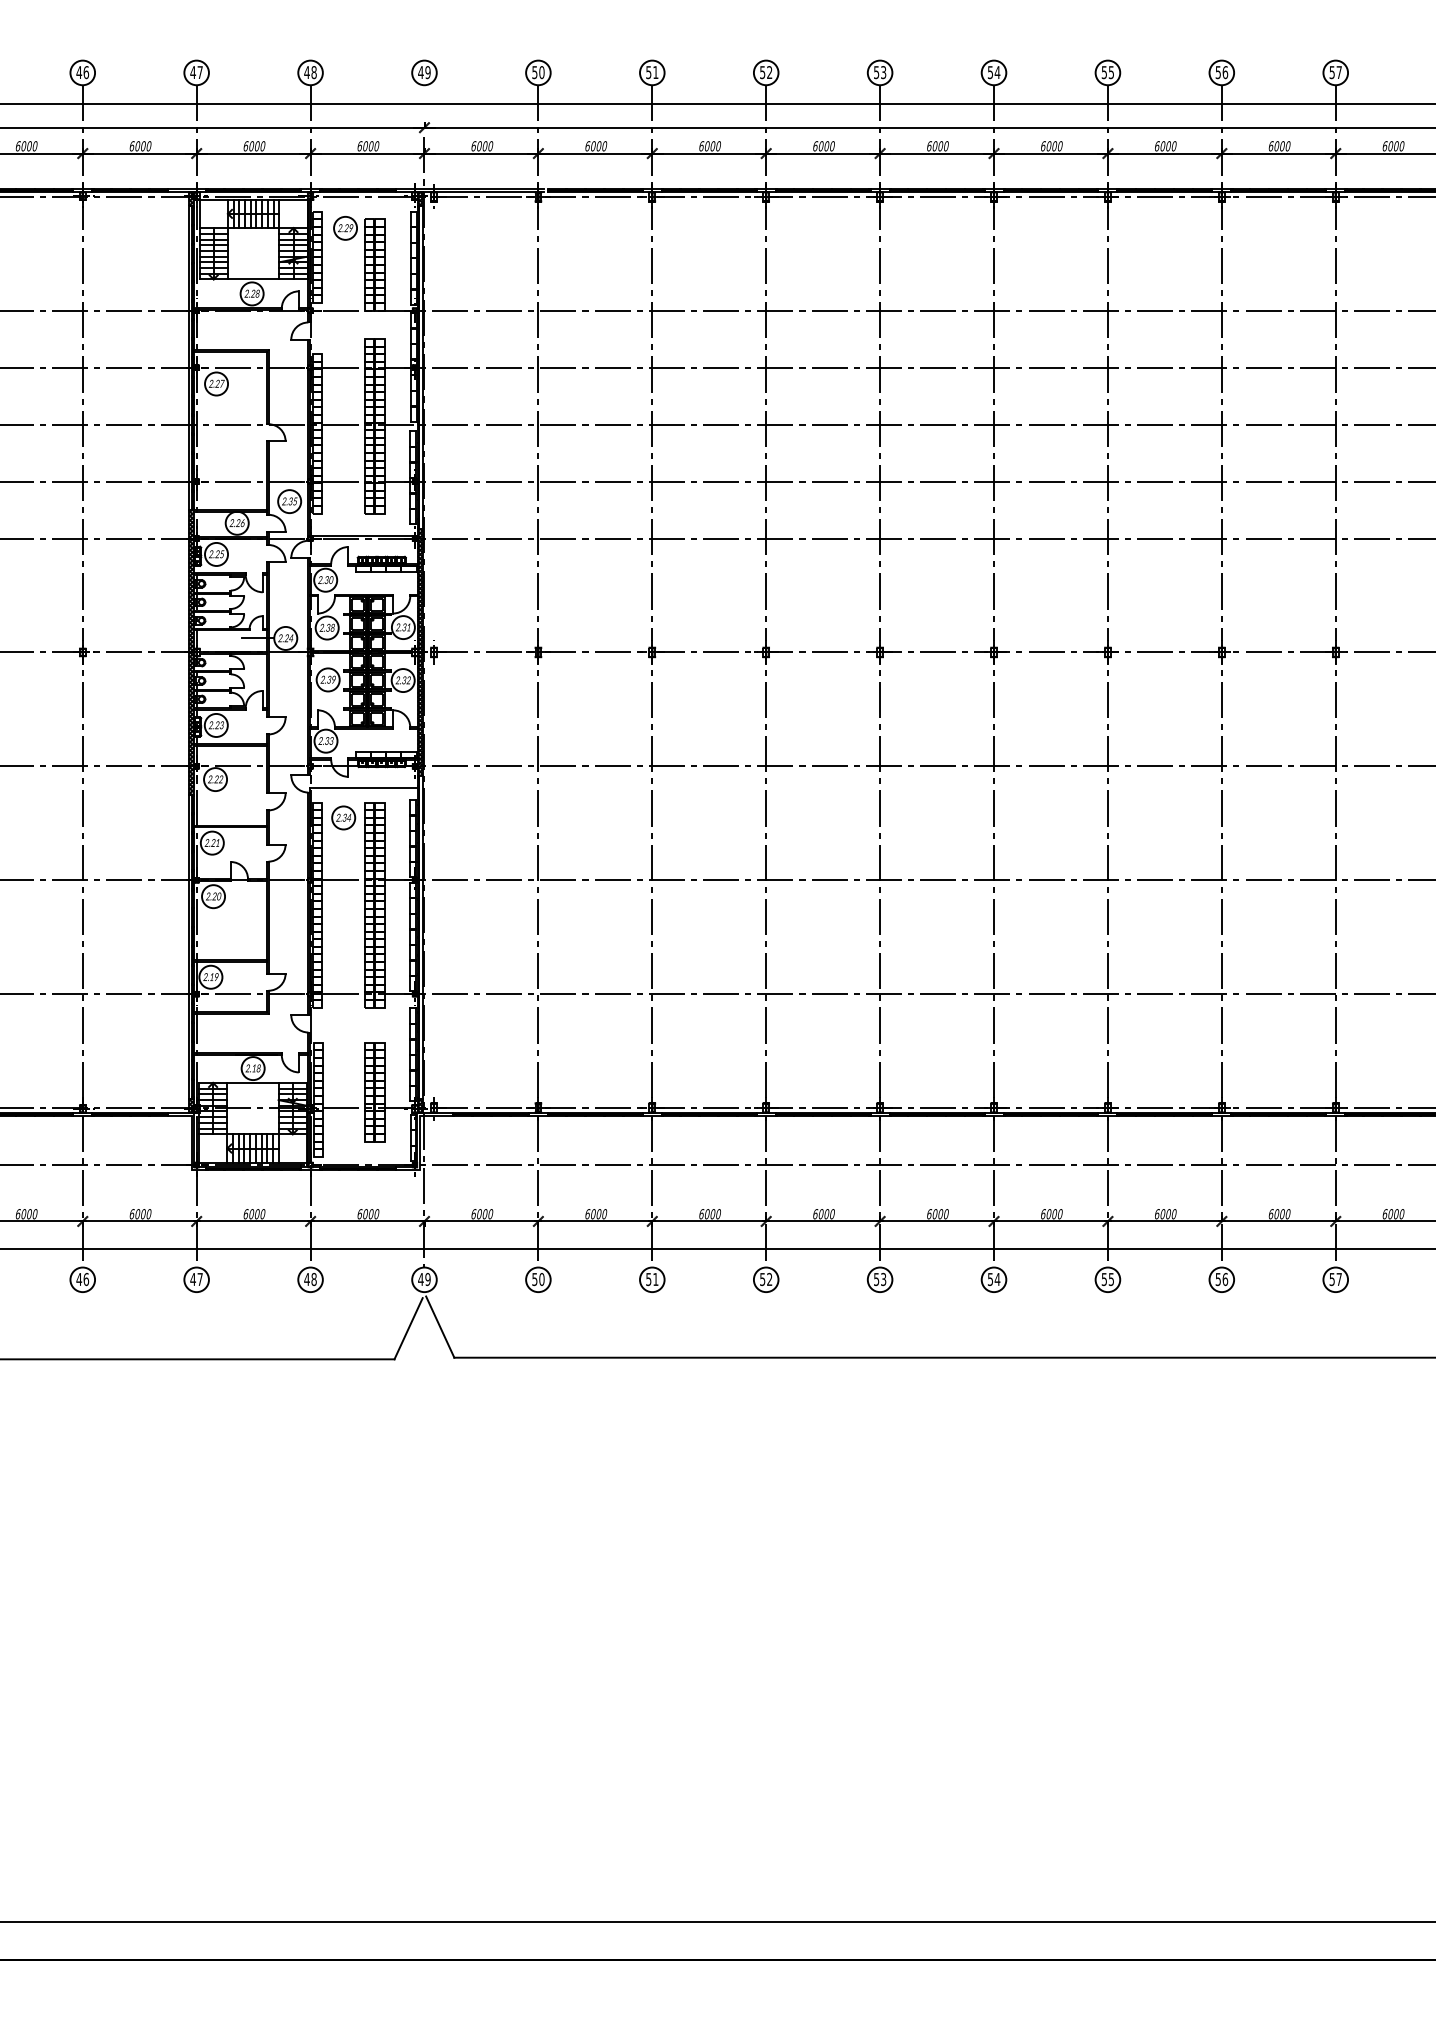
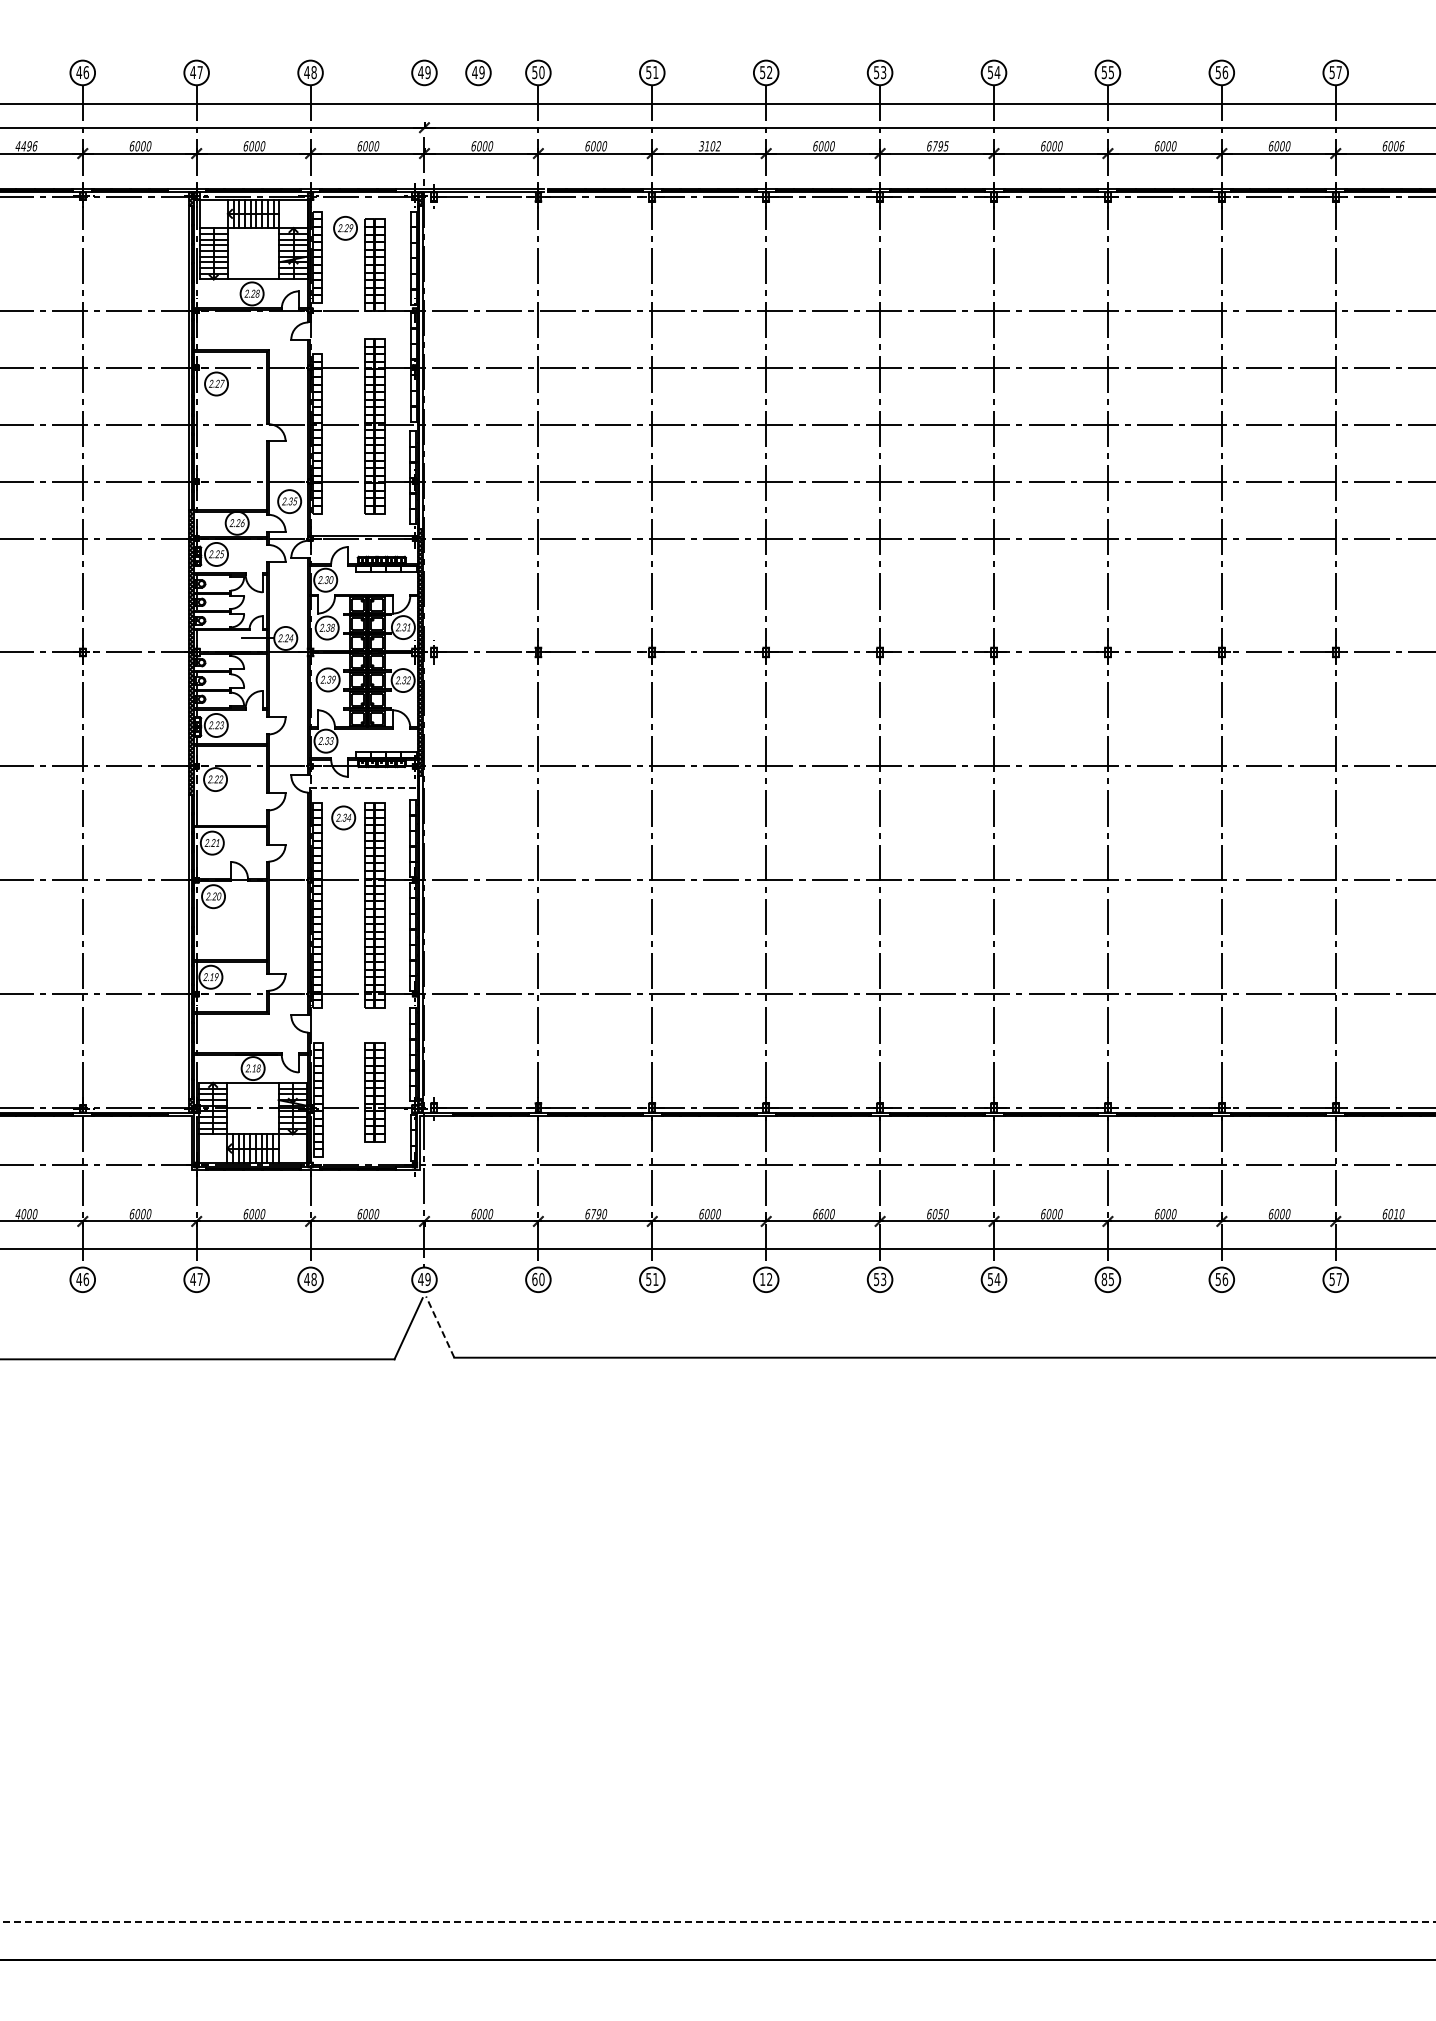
part: none -> present (478, 72)
text: 6000 -> 6006 (1402, 145)
text: 6000 -> 4496 (26, 146)
text: 6000 -> 3102 (709, 146)
text: 6000 -> 6795 (940, 146)
line: solid -> dashed (364, 788)
text: 6000 -> 6600 (821, 1213)
text: 6000 -> 4000 (17, 1214)
text: 6000 -> 6790 (595, 1214)
text: 6000 -> 6050 (940, 1214)
text: 6000 -> 6010 (1396, 1214)
text: 50 -> 60 (534, 1278)
text: 55 -> 85 (1104, 1278)
text: 52 -> 12 (762, 1279)
line: solid -> dashed (440, 1327)
line: solid -> dashed (717, 1922)
